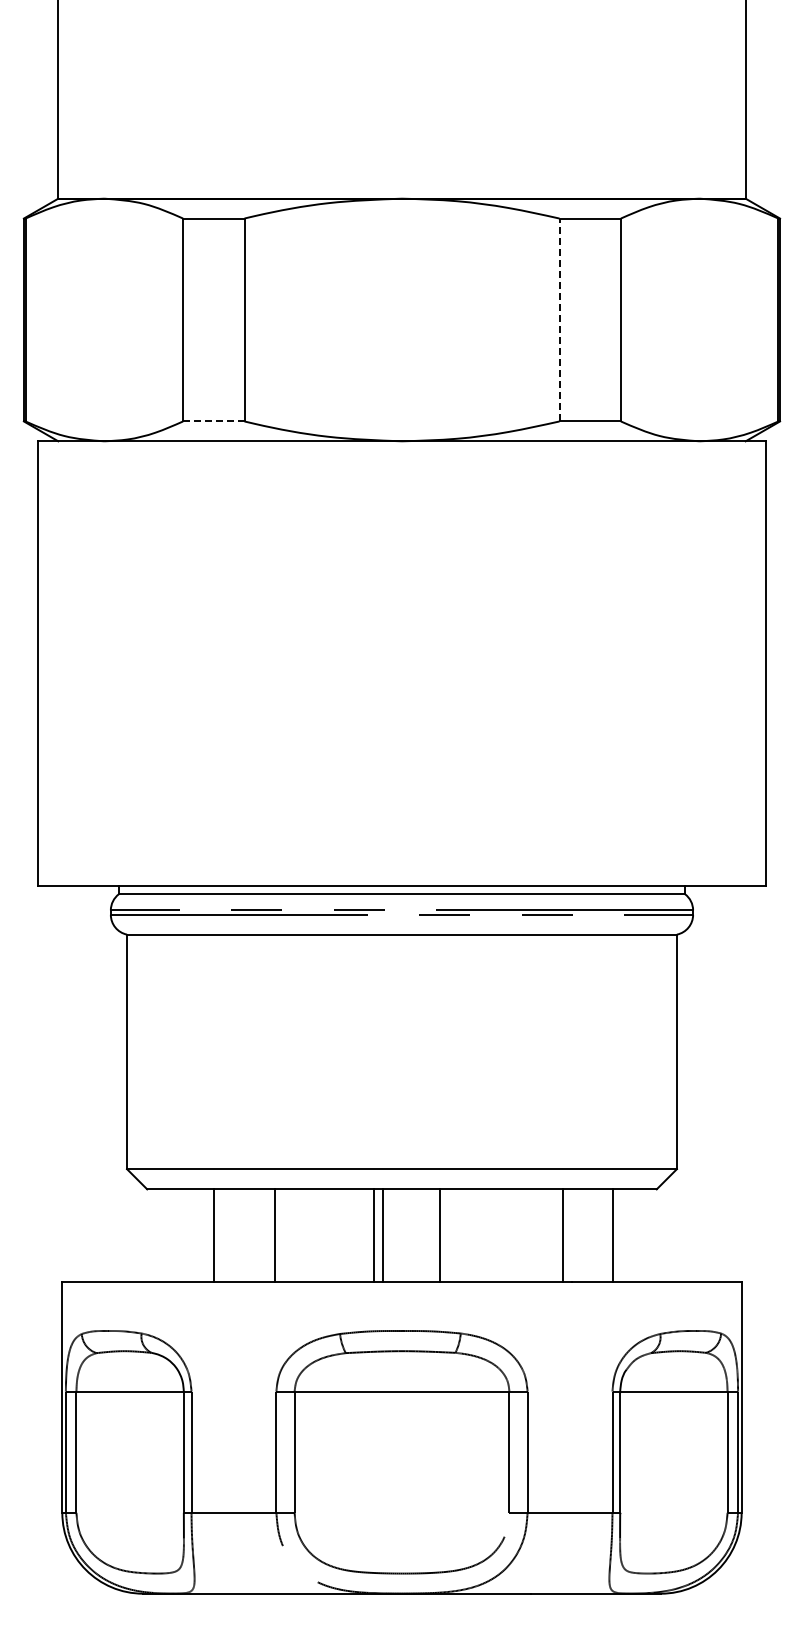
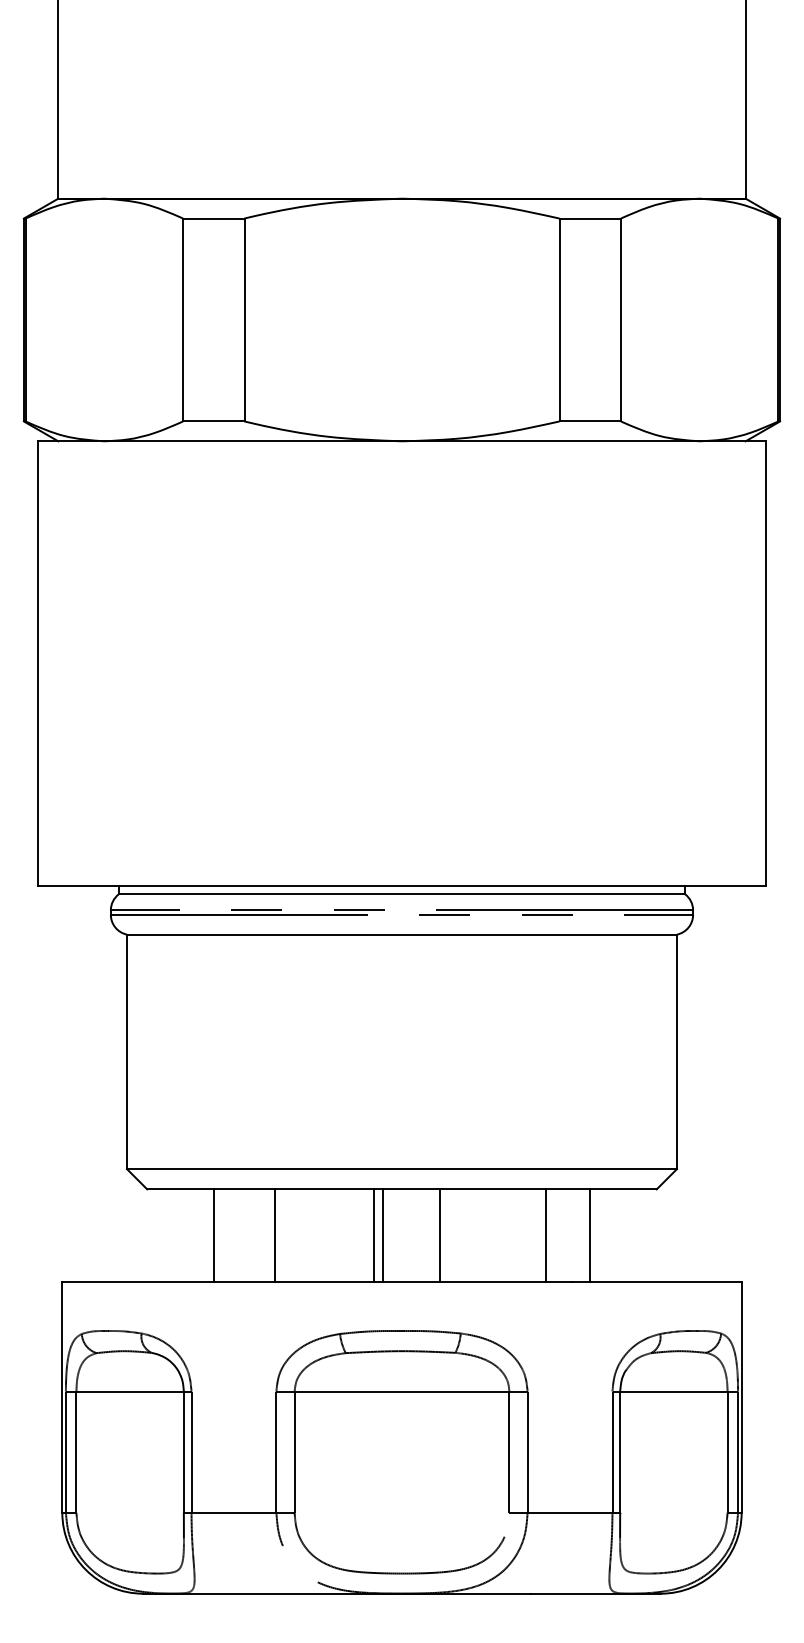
line: dashed -> solid (559, 319)
line: dashed -> solid (213, 421)
line position: (562, 1235) -> (545, 1235) (545, 1235)
line position: (612, 1235) -> (589, 1235) (589, 1235)
